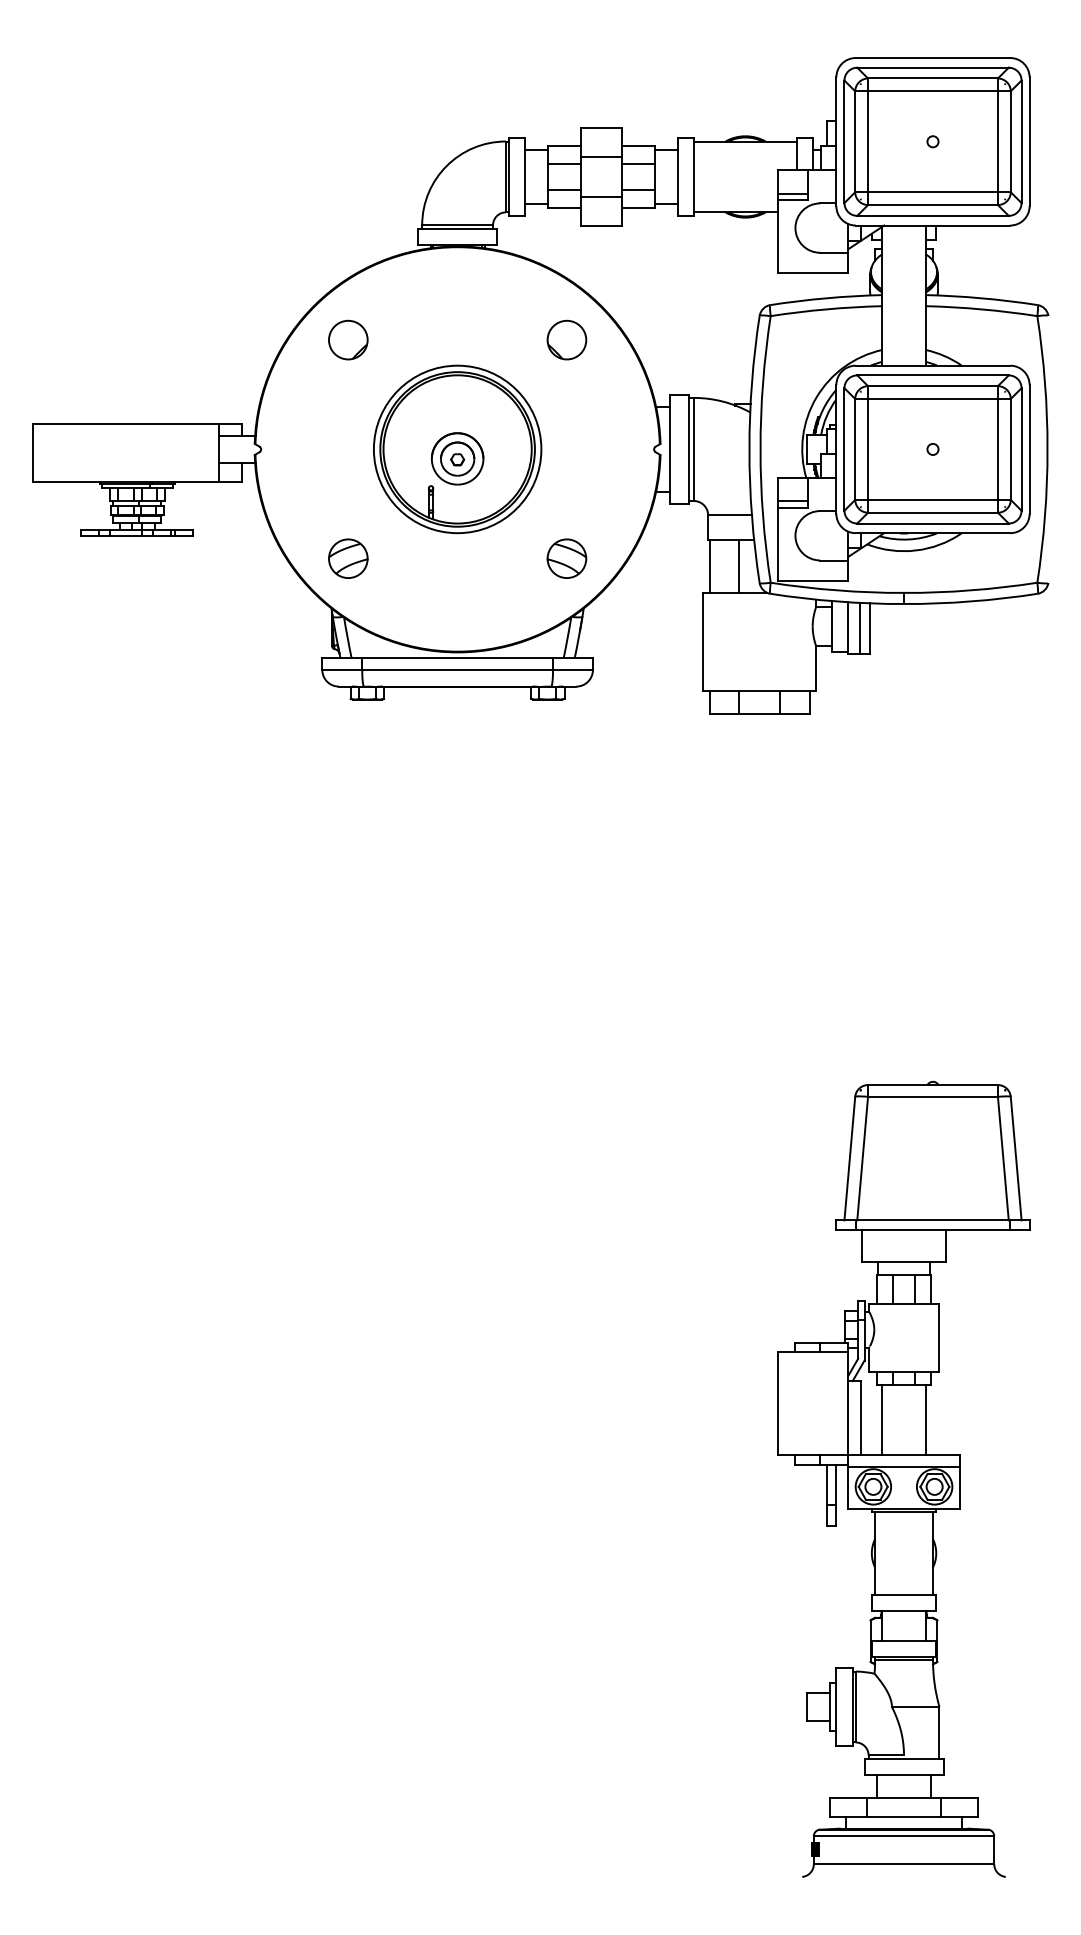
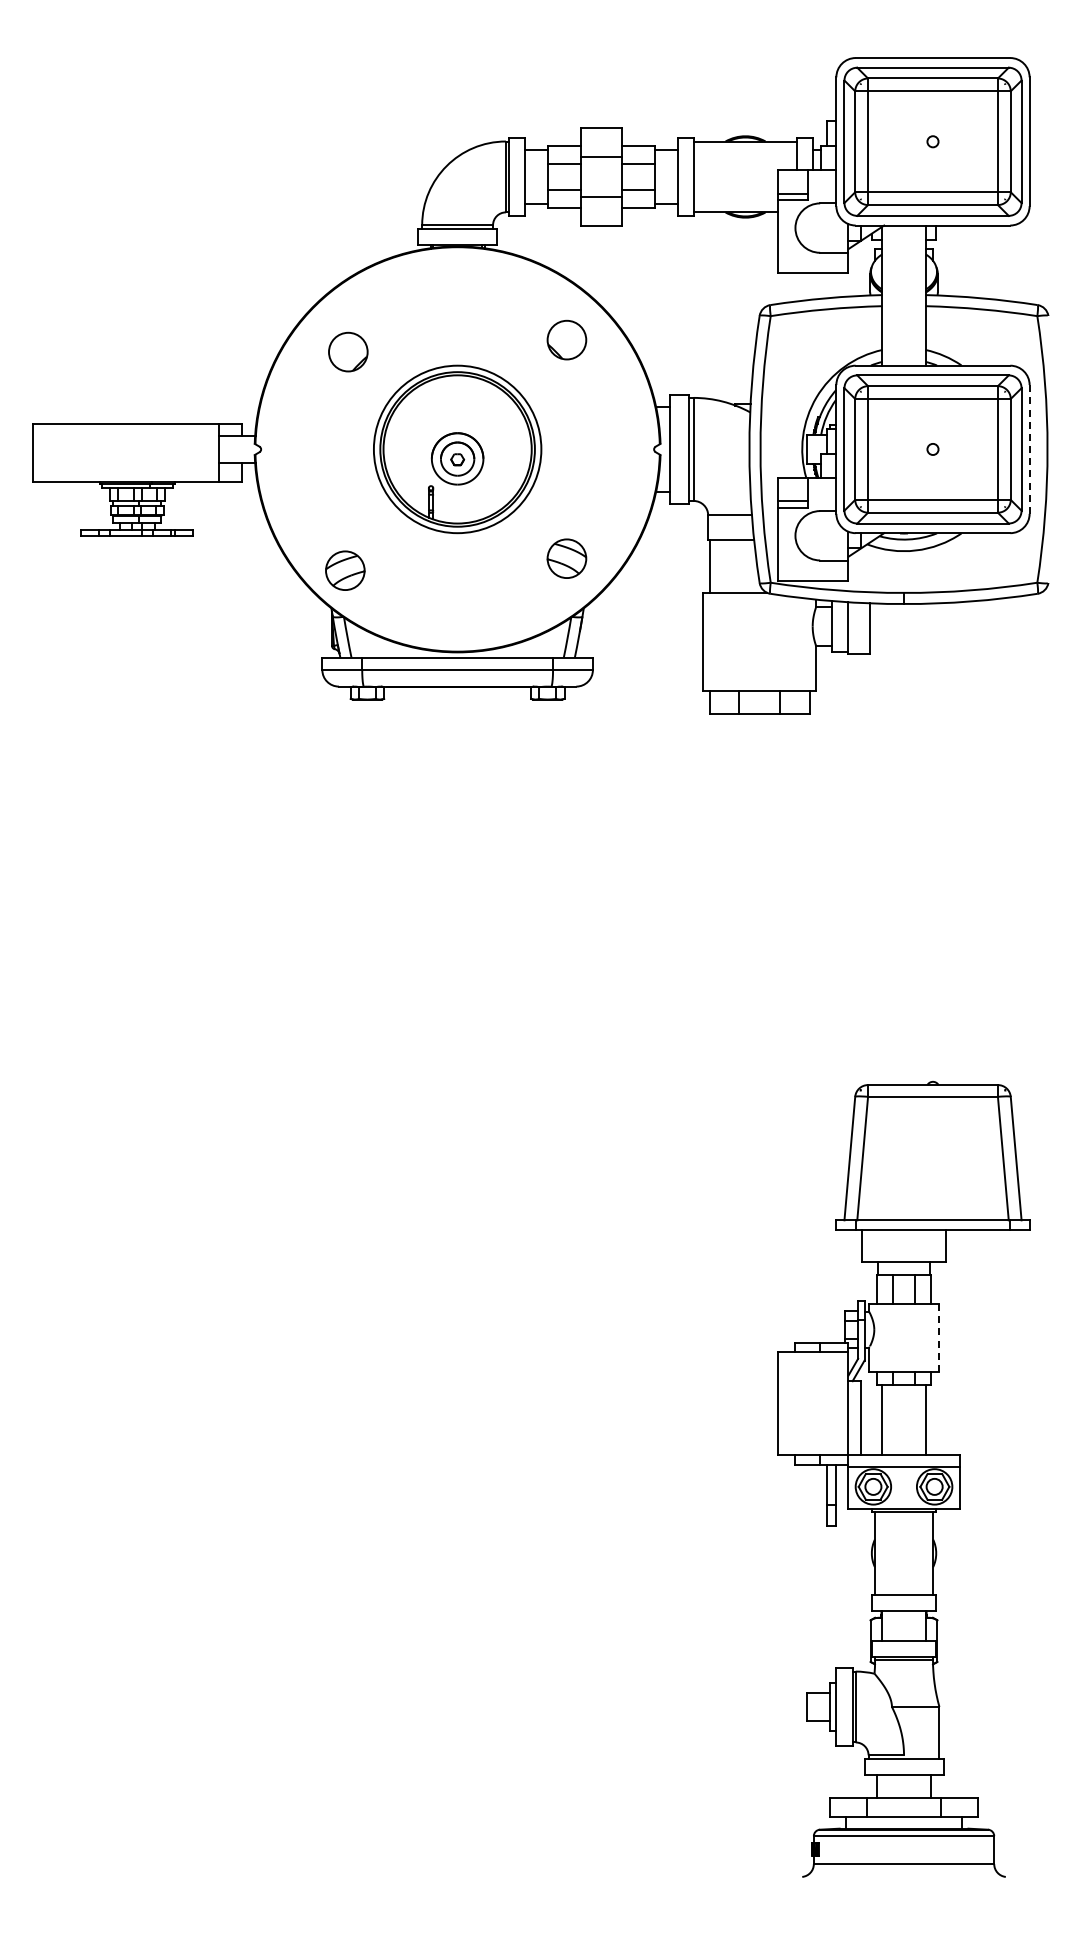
part position: (348, 339) -> (348, 351) (348, 351)
line: solid -> dashed (1029, 448)
part position: (348, 558) -> (345, 570) (345, 570)
line: present -> none (739, 565)
line: present -> none (860, 627)
line: solid -> dashed (938, 1337)
